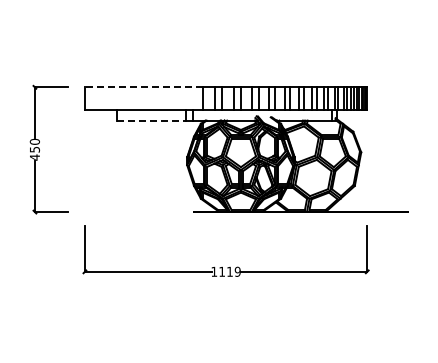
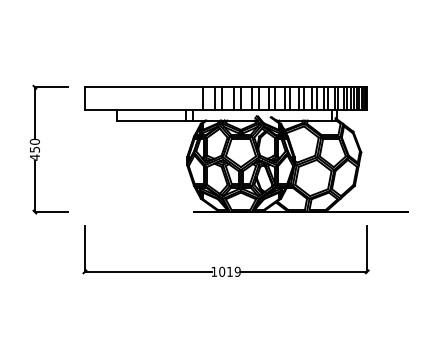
line: dashed -> solid (143, 87)
line: dashed -> solid (151, 120)
text: 1119 -> 1019 (222, 271)
